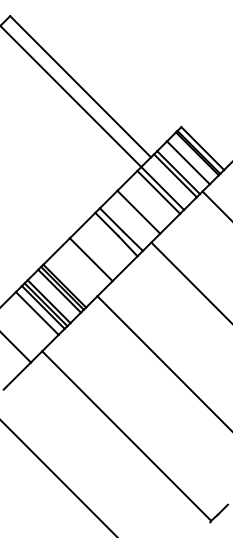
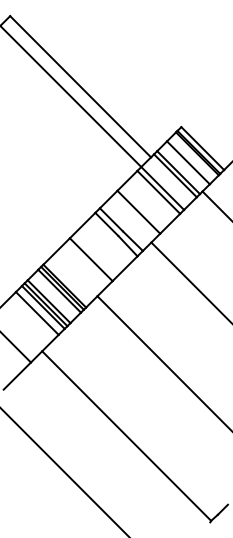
line position: (58, 477) -> (64, 471) (64, 471)
